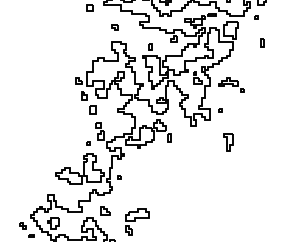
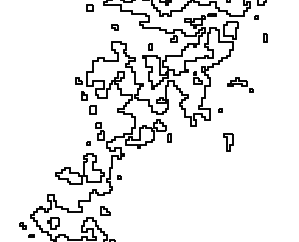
part position: (262, 42) -> (265, 37) (265, 37)
part position: (231, 84) -> (240, 84) (240, 84)
part: present -> none (137, 221)
